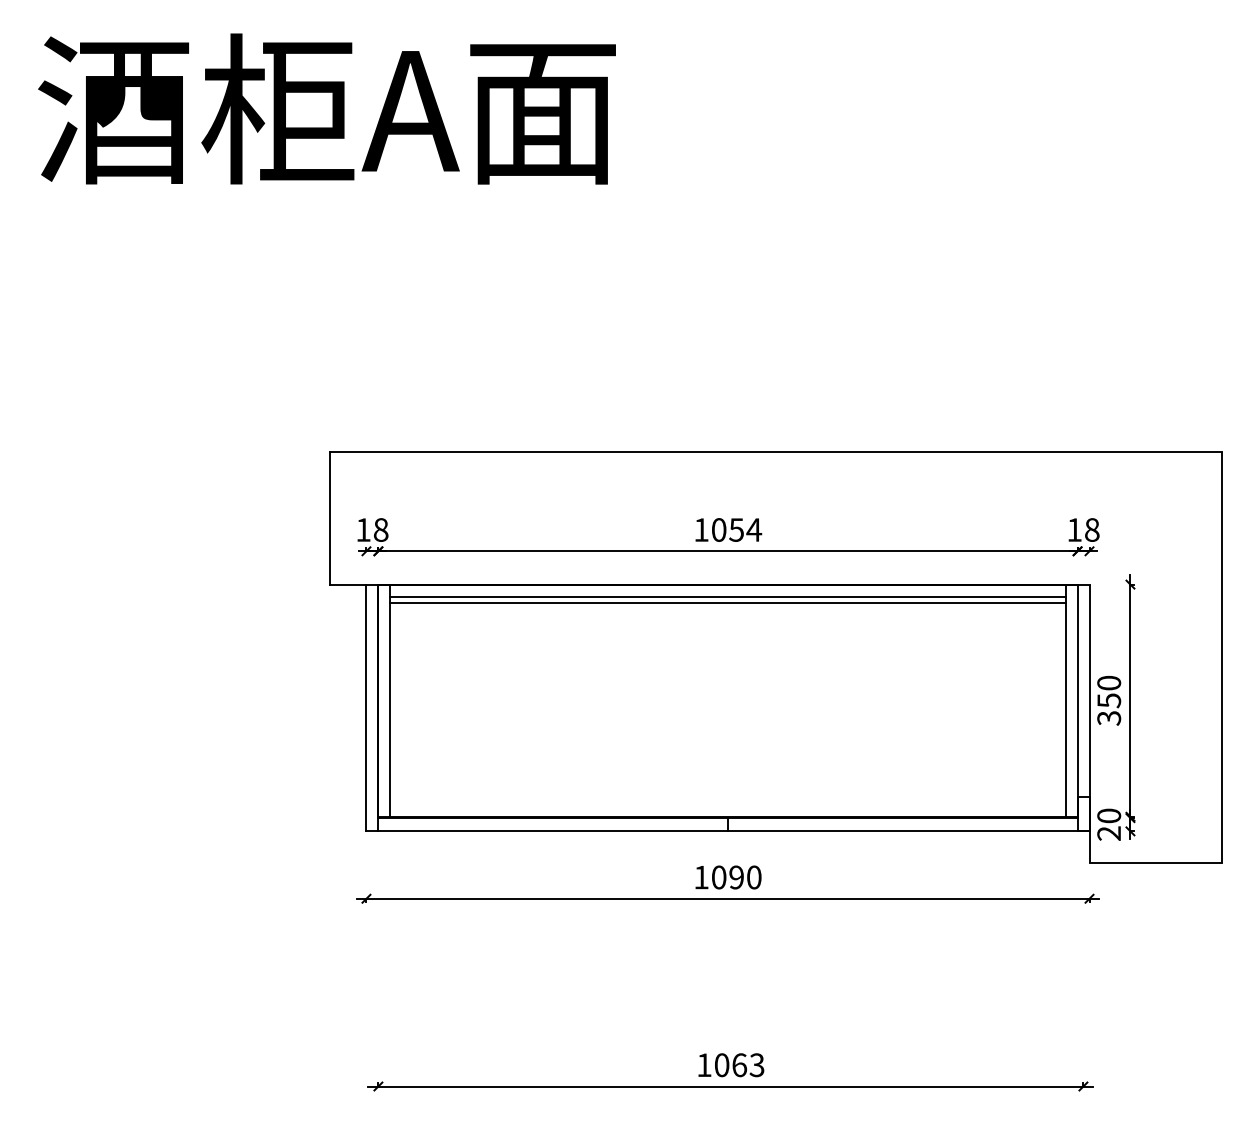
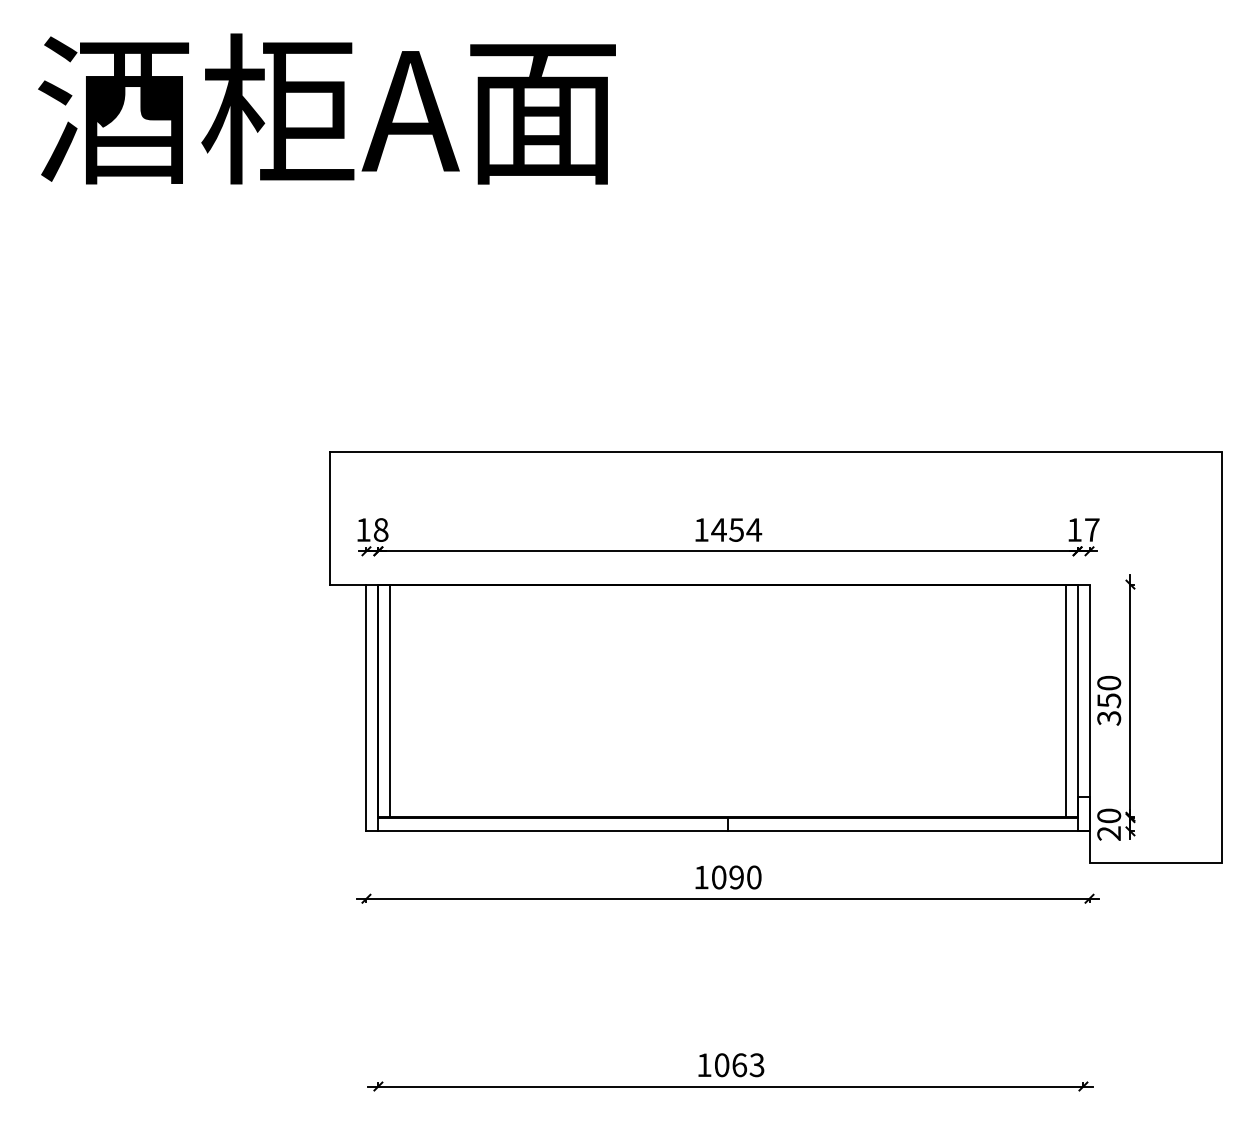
text: 1054 -> 1454 (718, 529)
text: 18 -> 17 (1092, 529)
line: present -> none (727, 596)
line: present -> none (727, 602)
